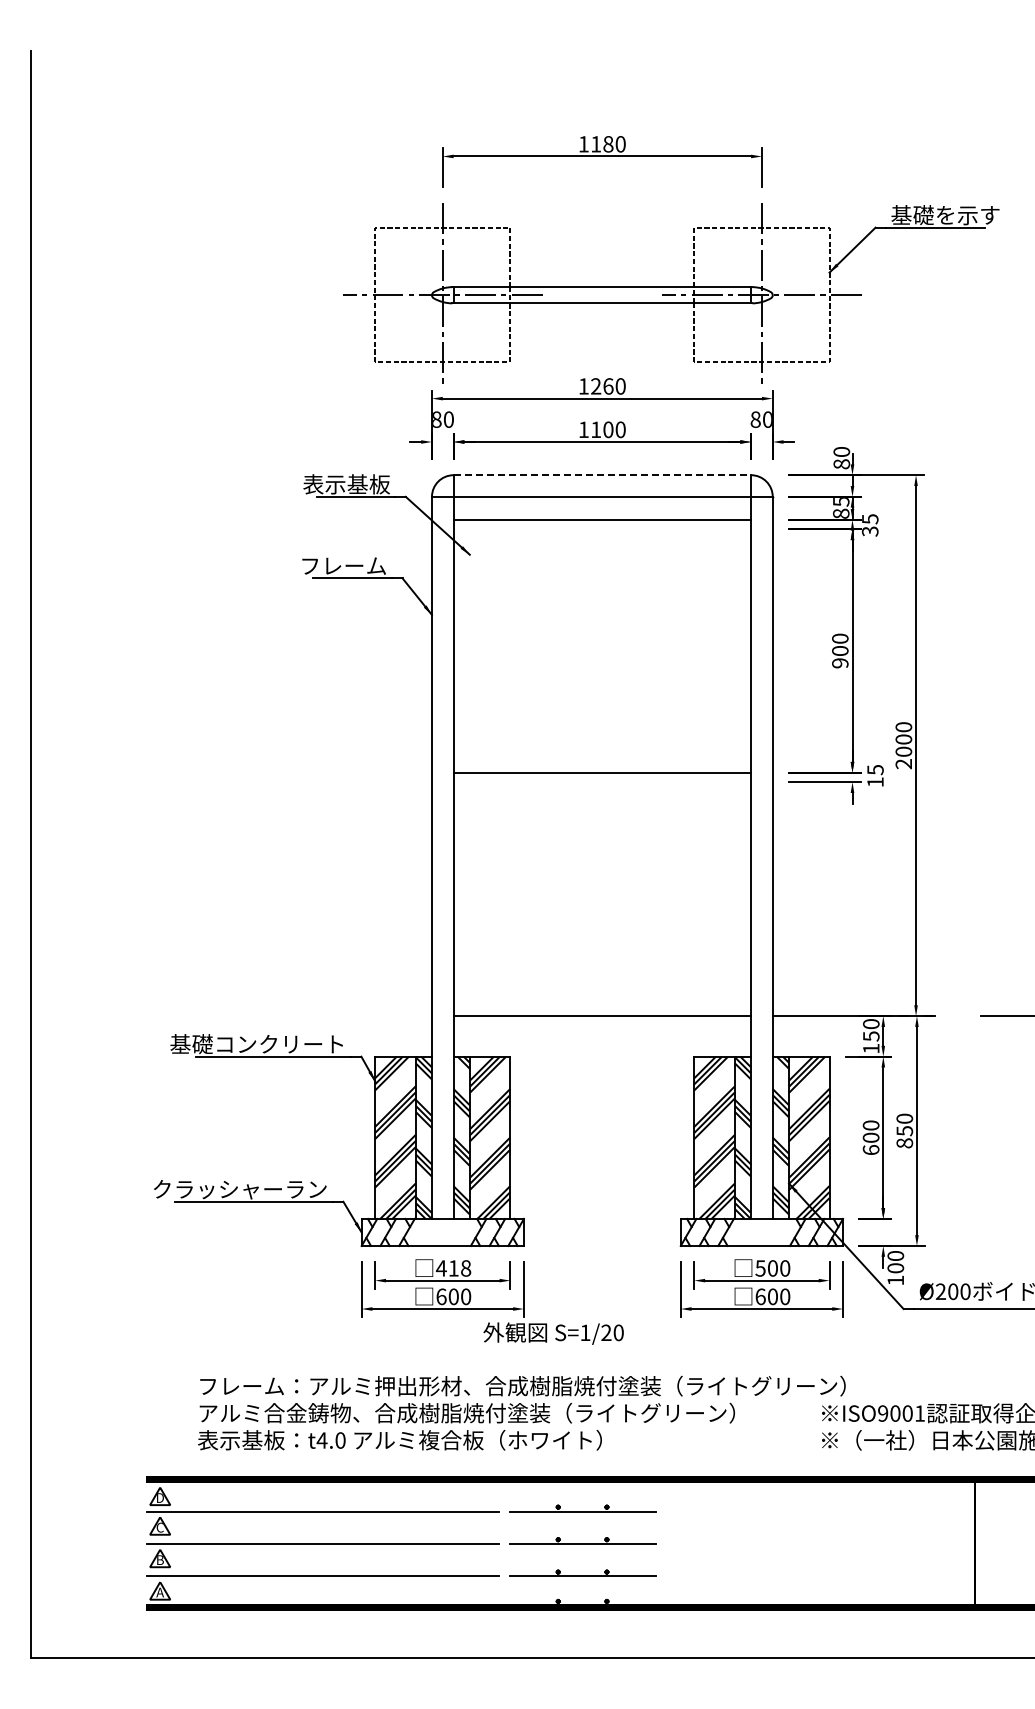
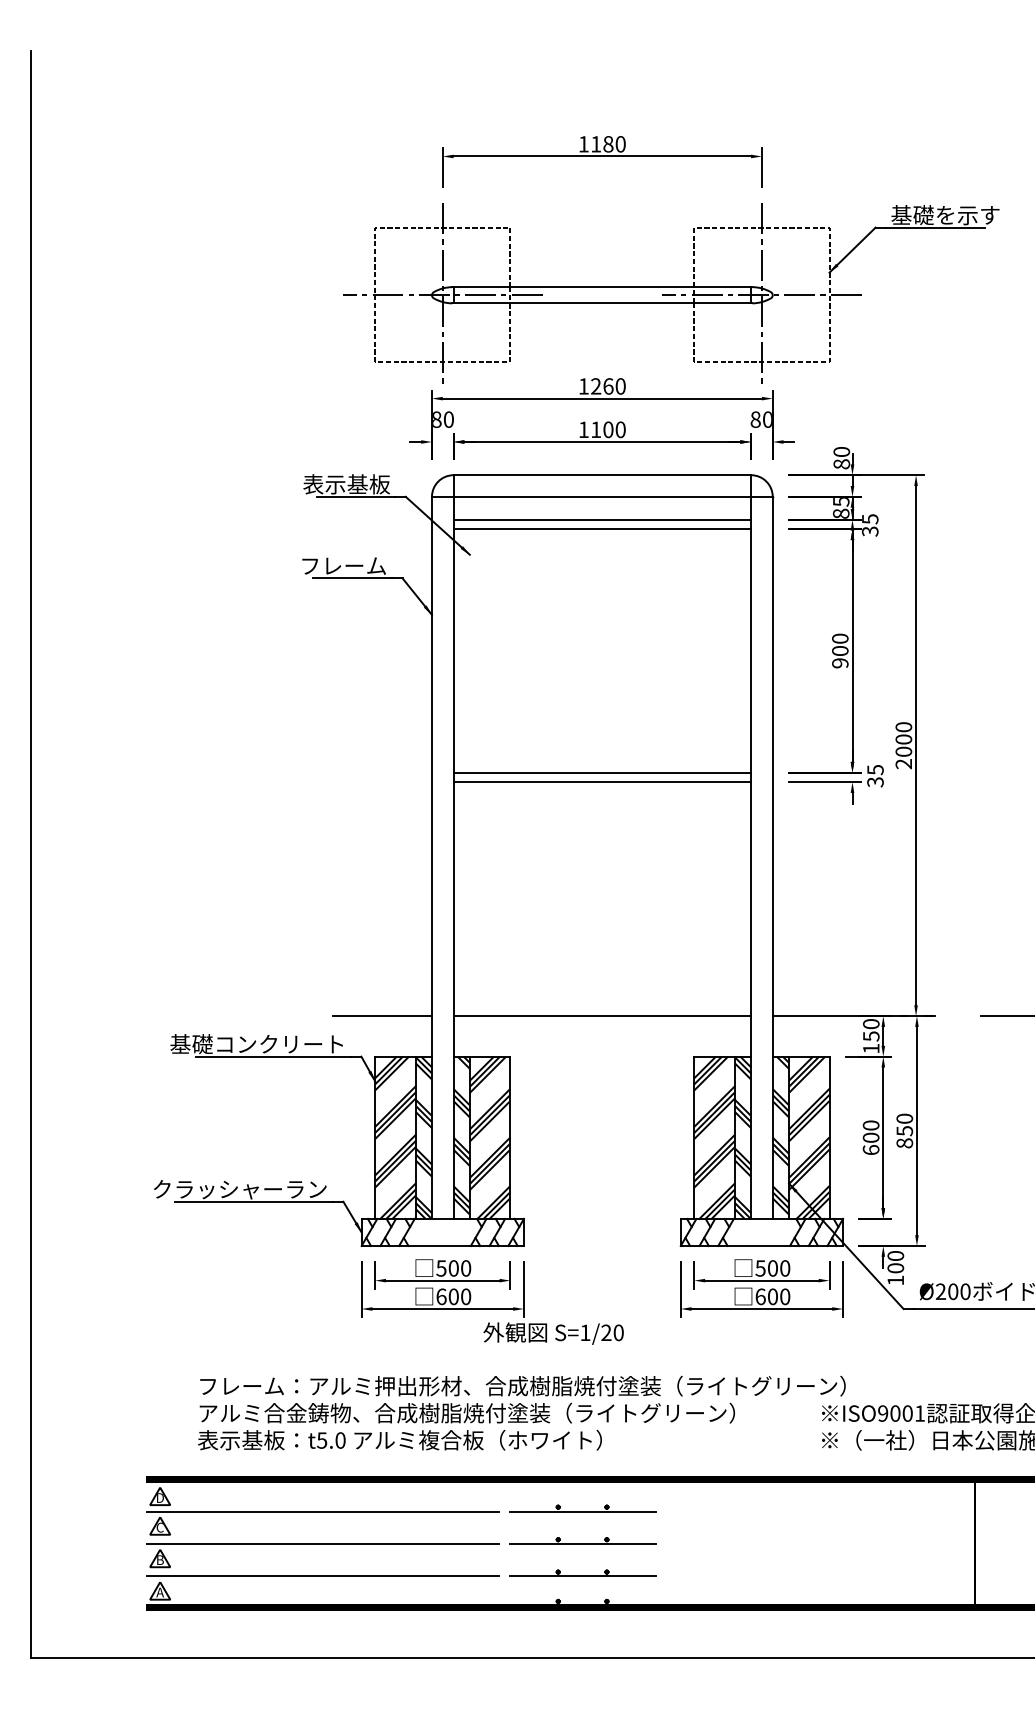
line: dashed -> solid (602, 475)
line: none -> present (602, 529)
line: none -> present (602, 782)
text: 15 -> 35 (875, 782)
line: none -> present (381, 1016)
text: 418 -> 500 (453, 1268)
text: t4.0 -> t5.0 (321, 1440)
